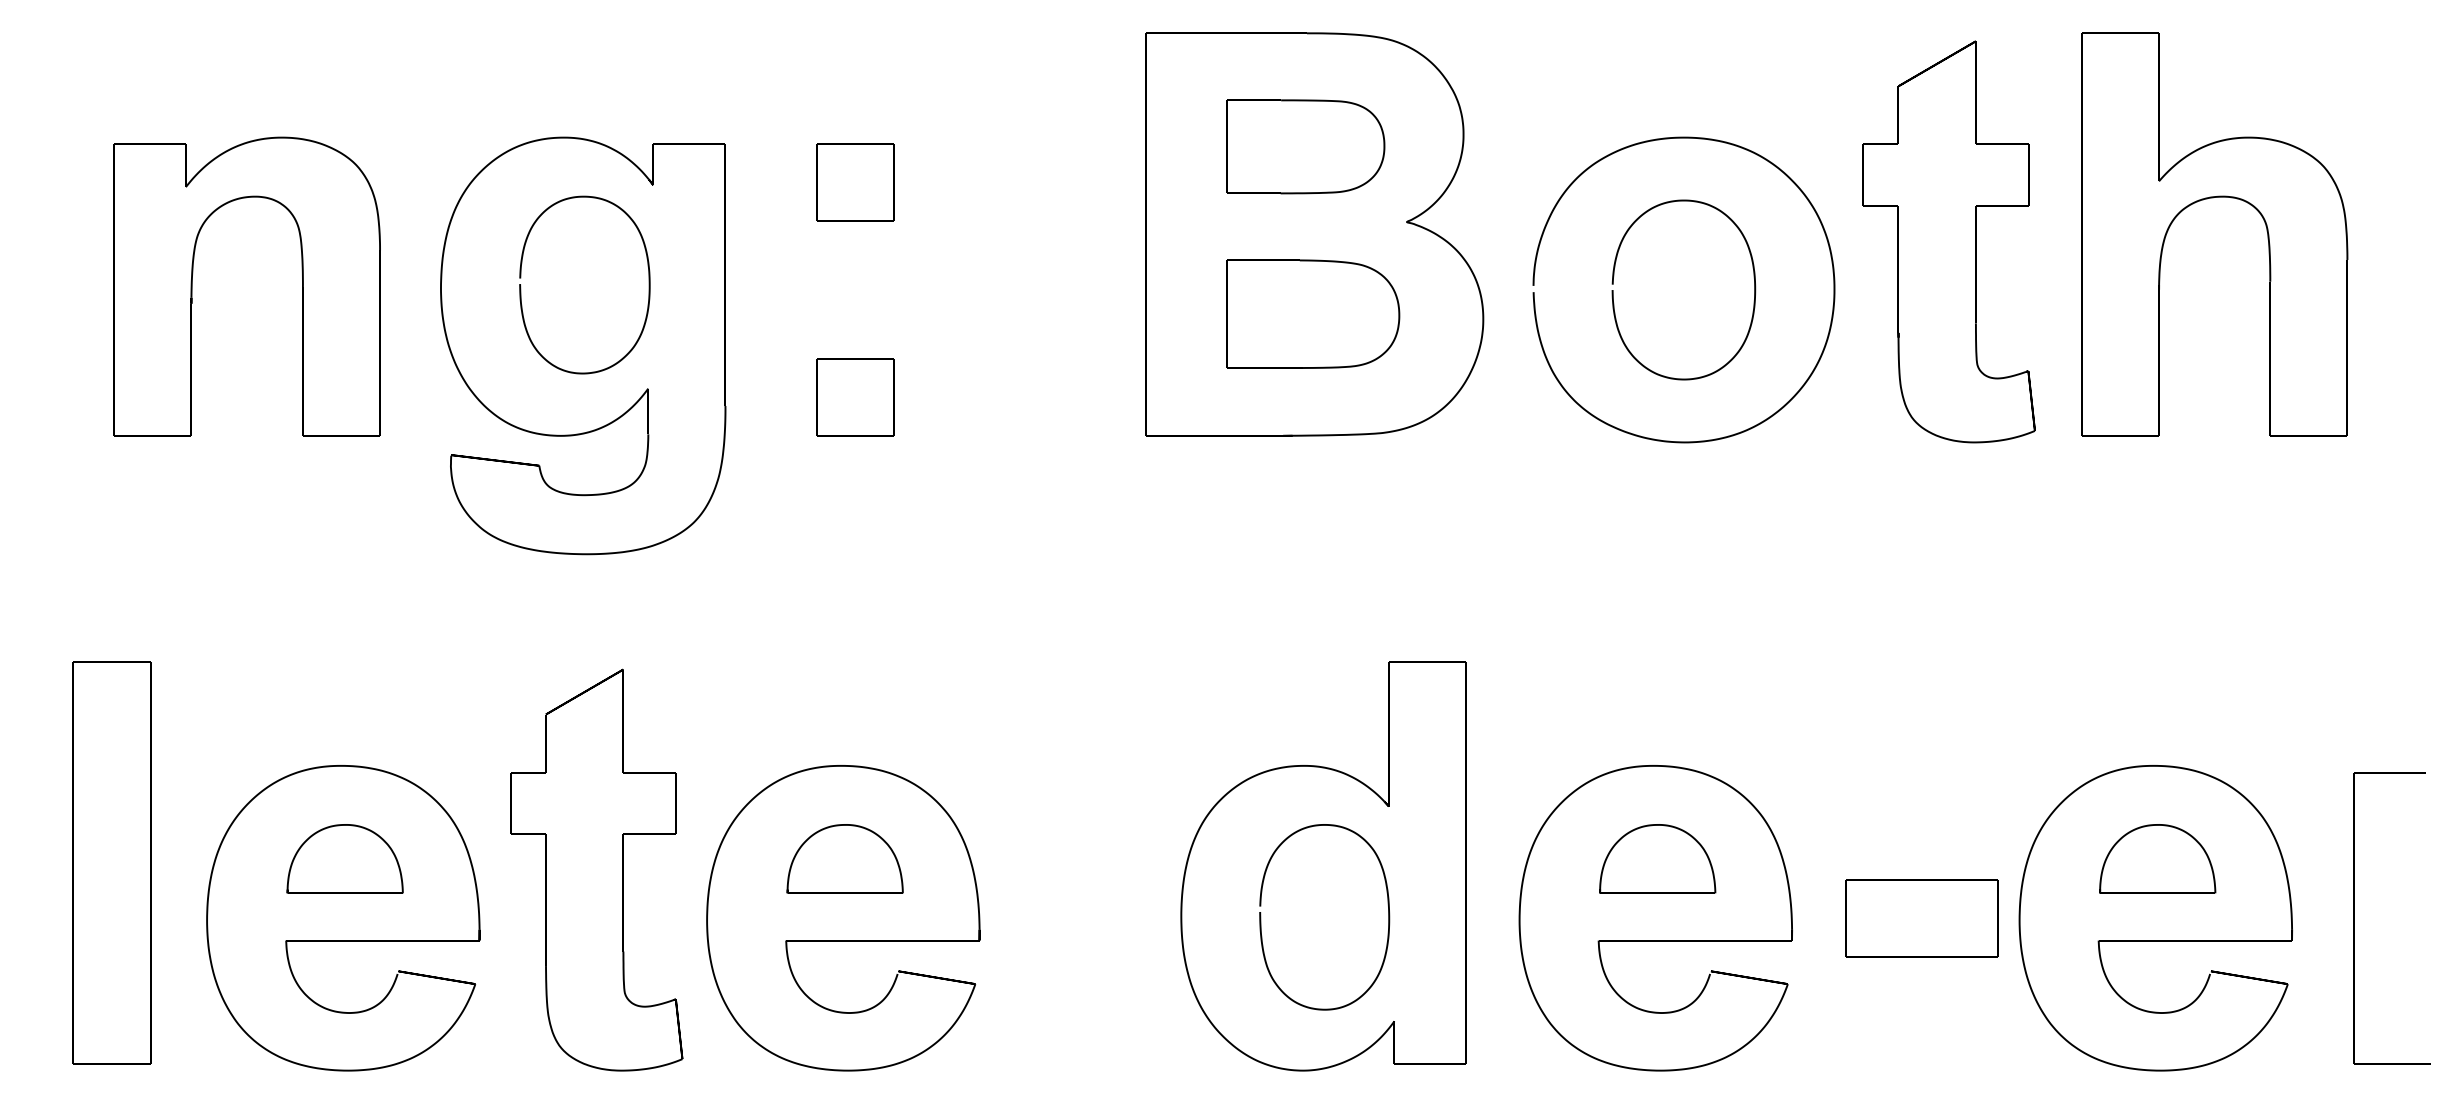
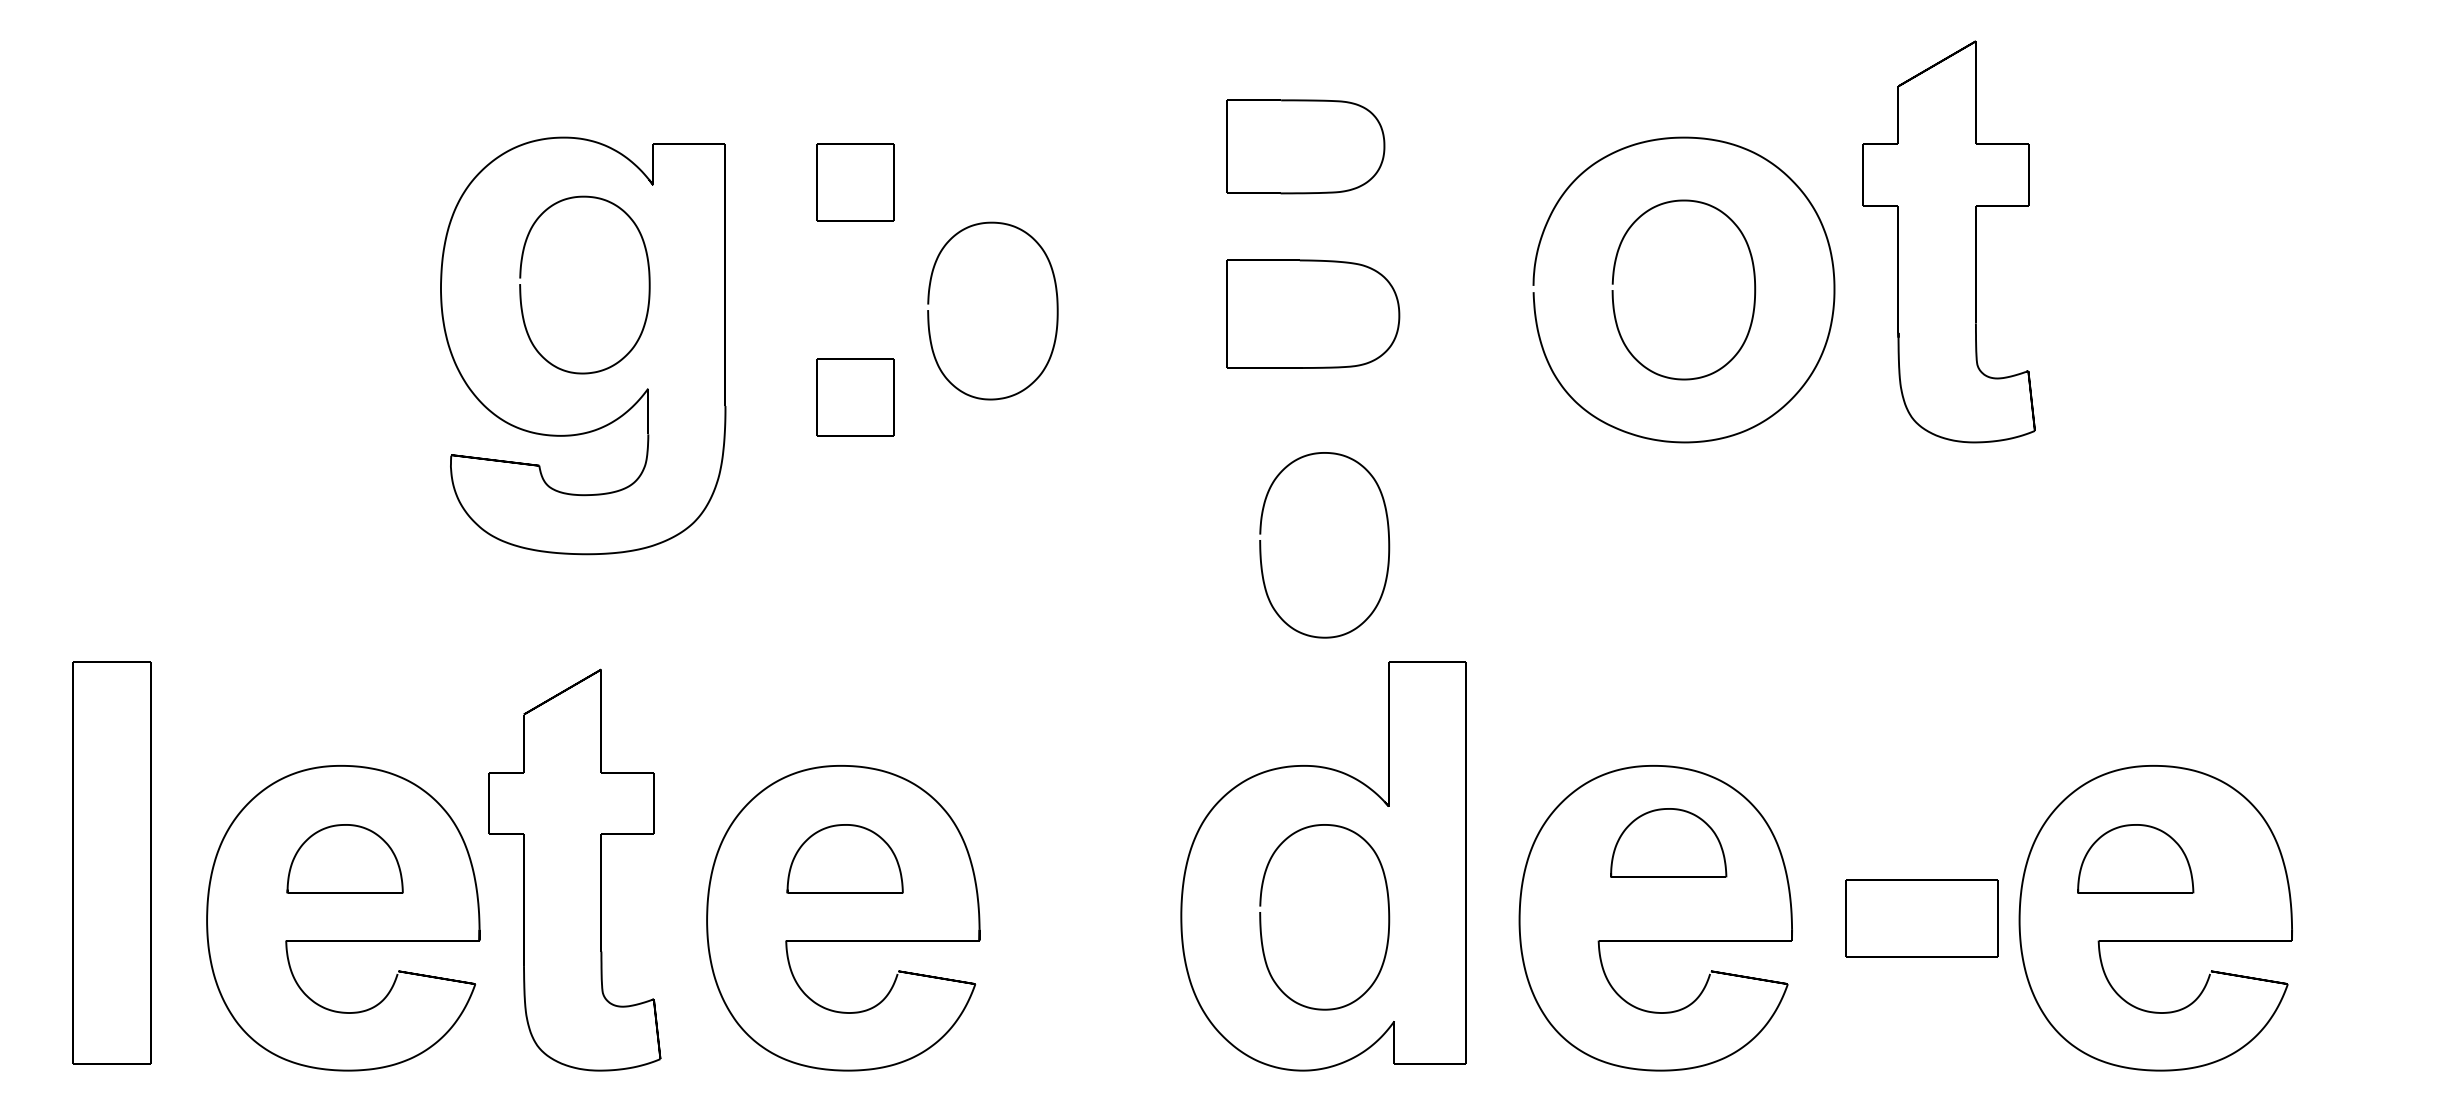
part: present -> none (2207, 199)
part: present -> none (1314, 234)
part: present -> none (192, 286)
curve: none -> present (929, 312)
curve: none -> present (1261, 545)
part position: (1657, 858) -> (1668, 842) (1668, 842)
part position: (2157, 858) -> (2135, 858) (2135, 858)
part position: (596, 869) -> (574, 869) (574, 869)
part: present -> none (2354, 918)
